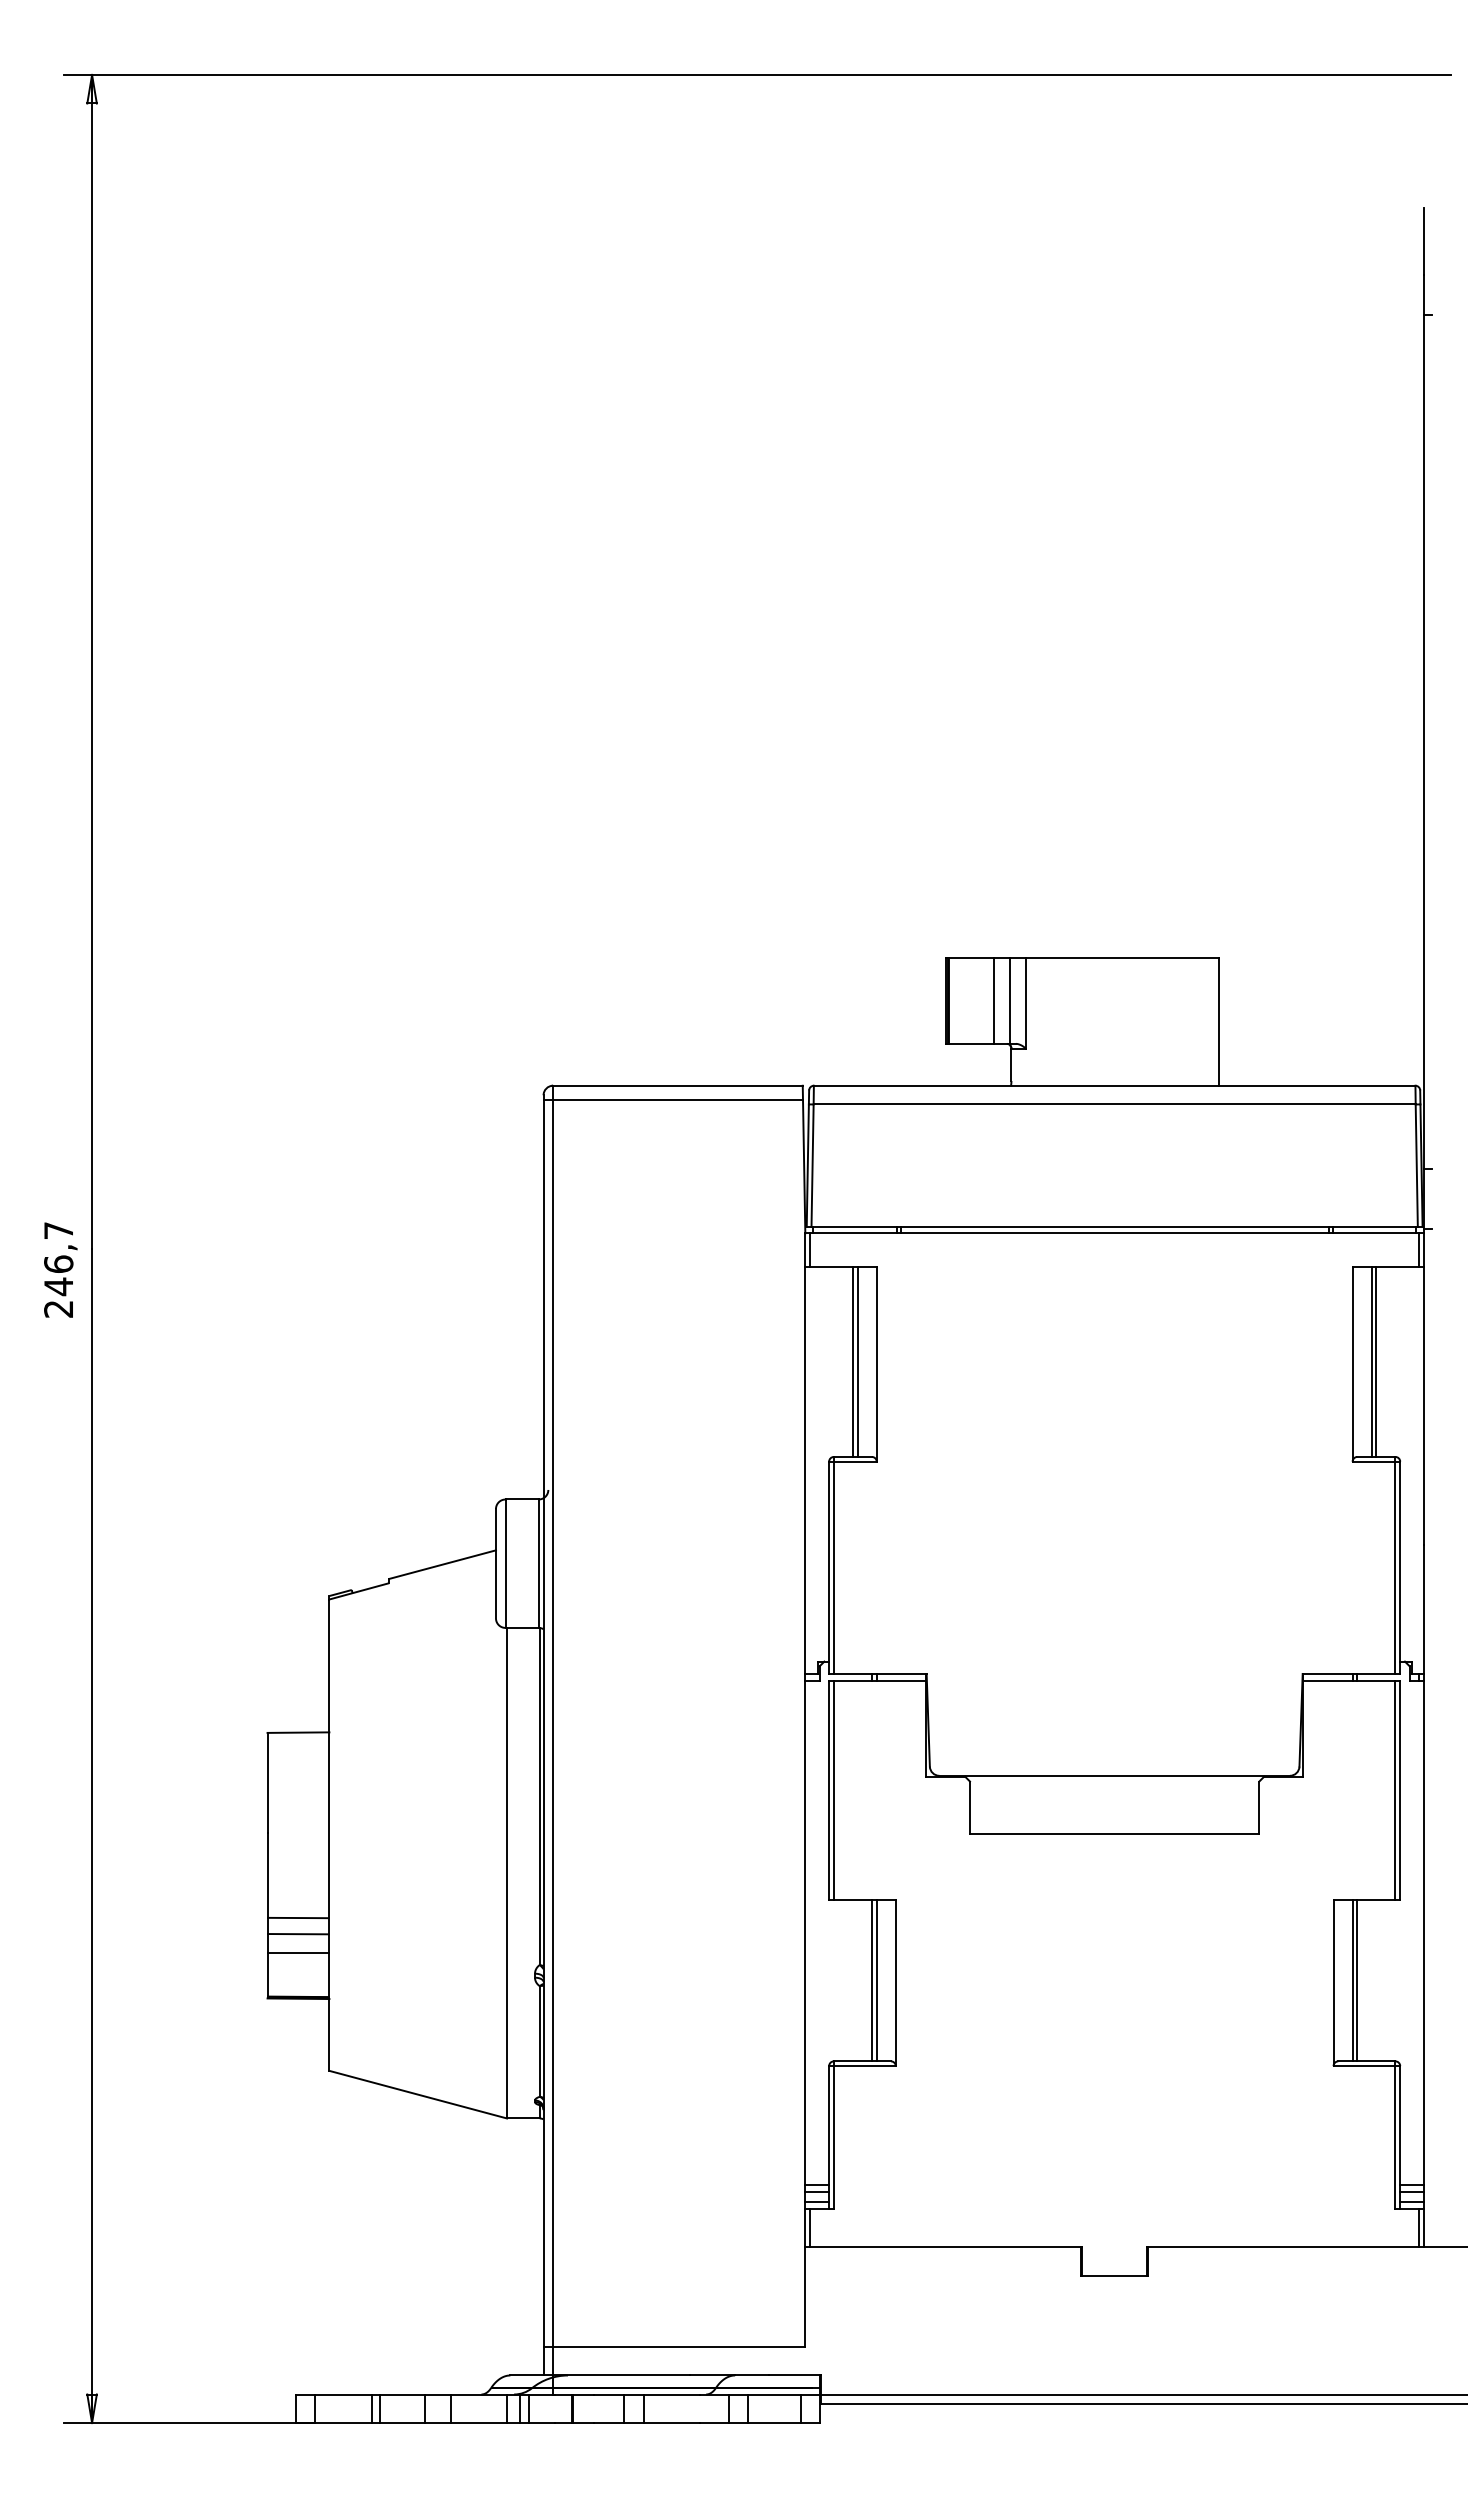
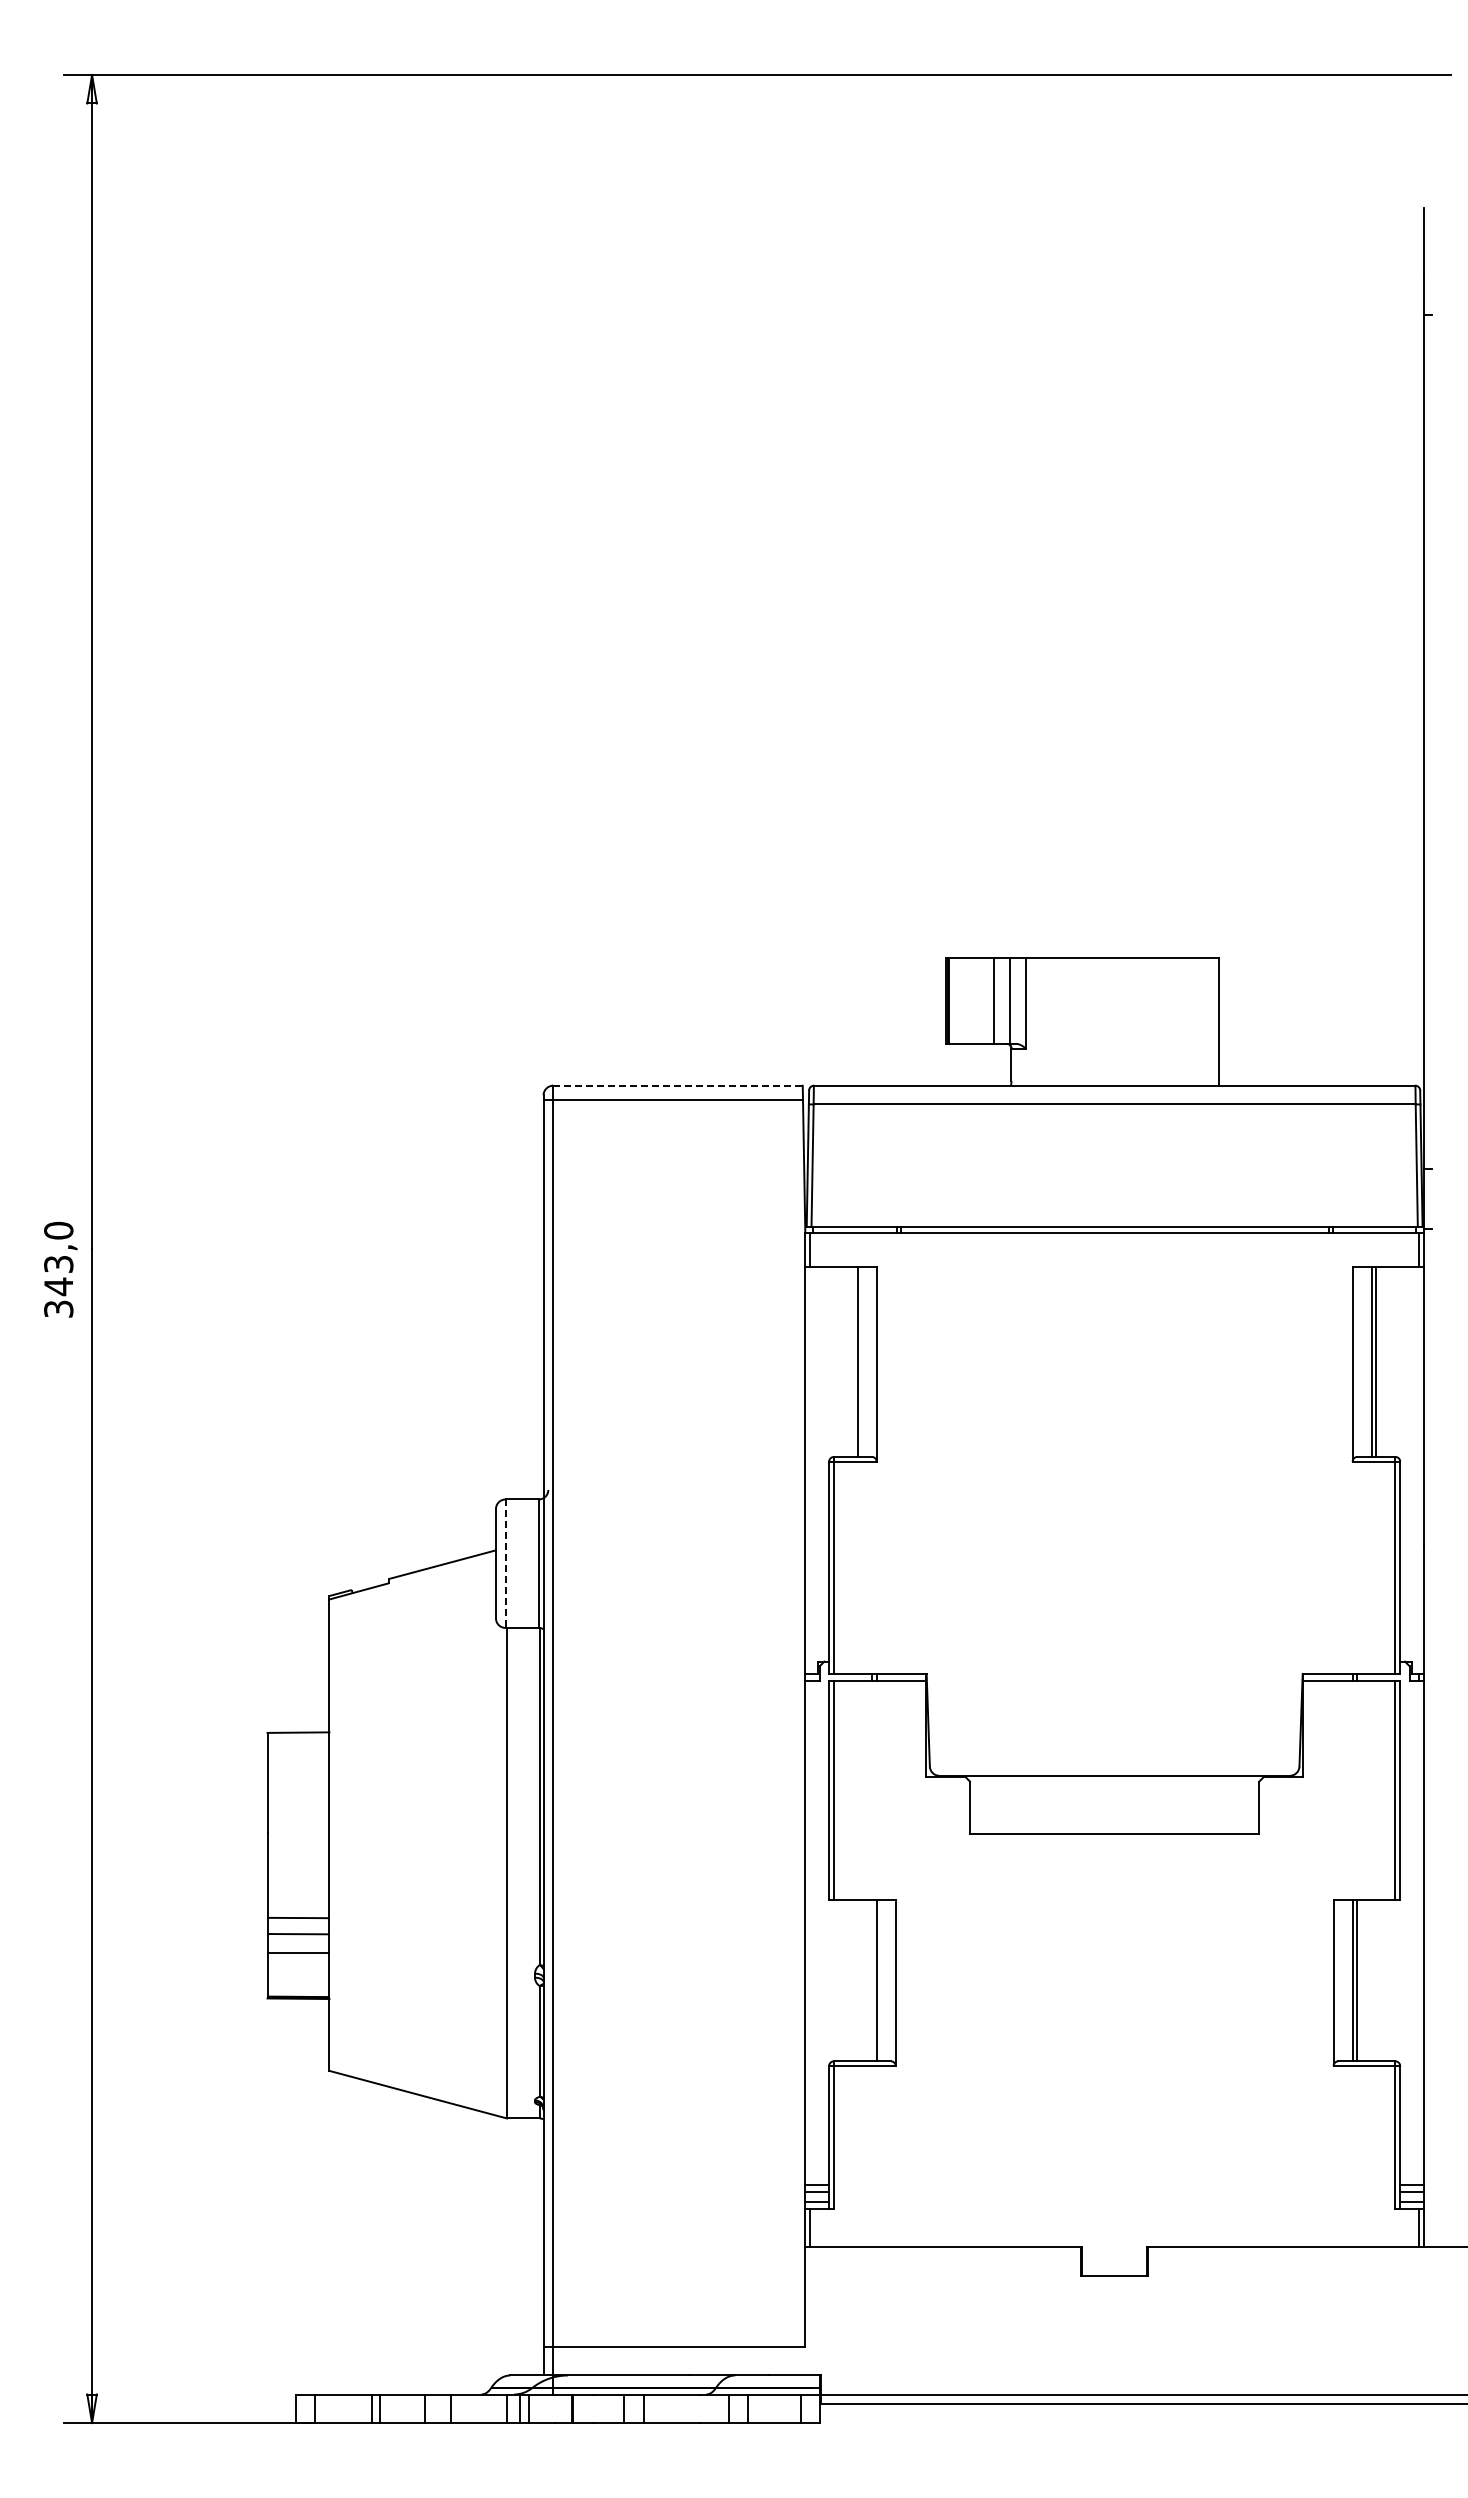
line: solid -> dashed (677, 1085)
text: 246,7 -> 343,0 (58, 1269)
line: present -> none (852, 1361)
line: solid -> dashed (505, 1564)
line: present -> none (871, 1980)
